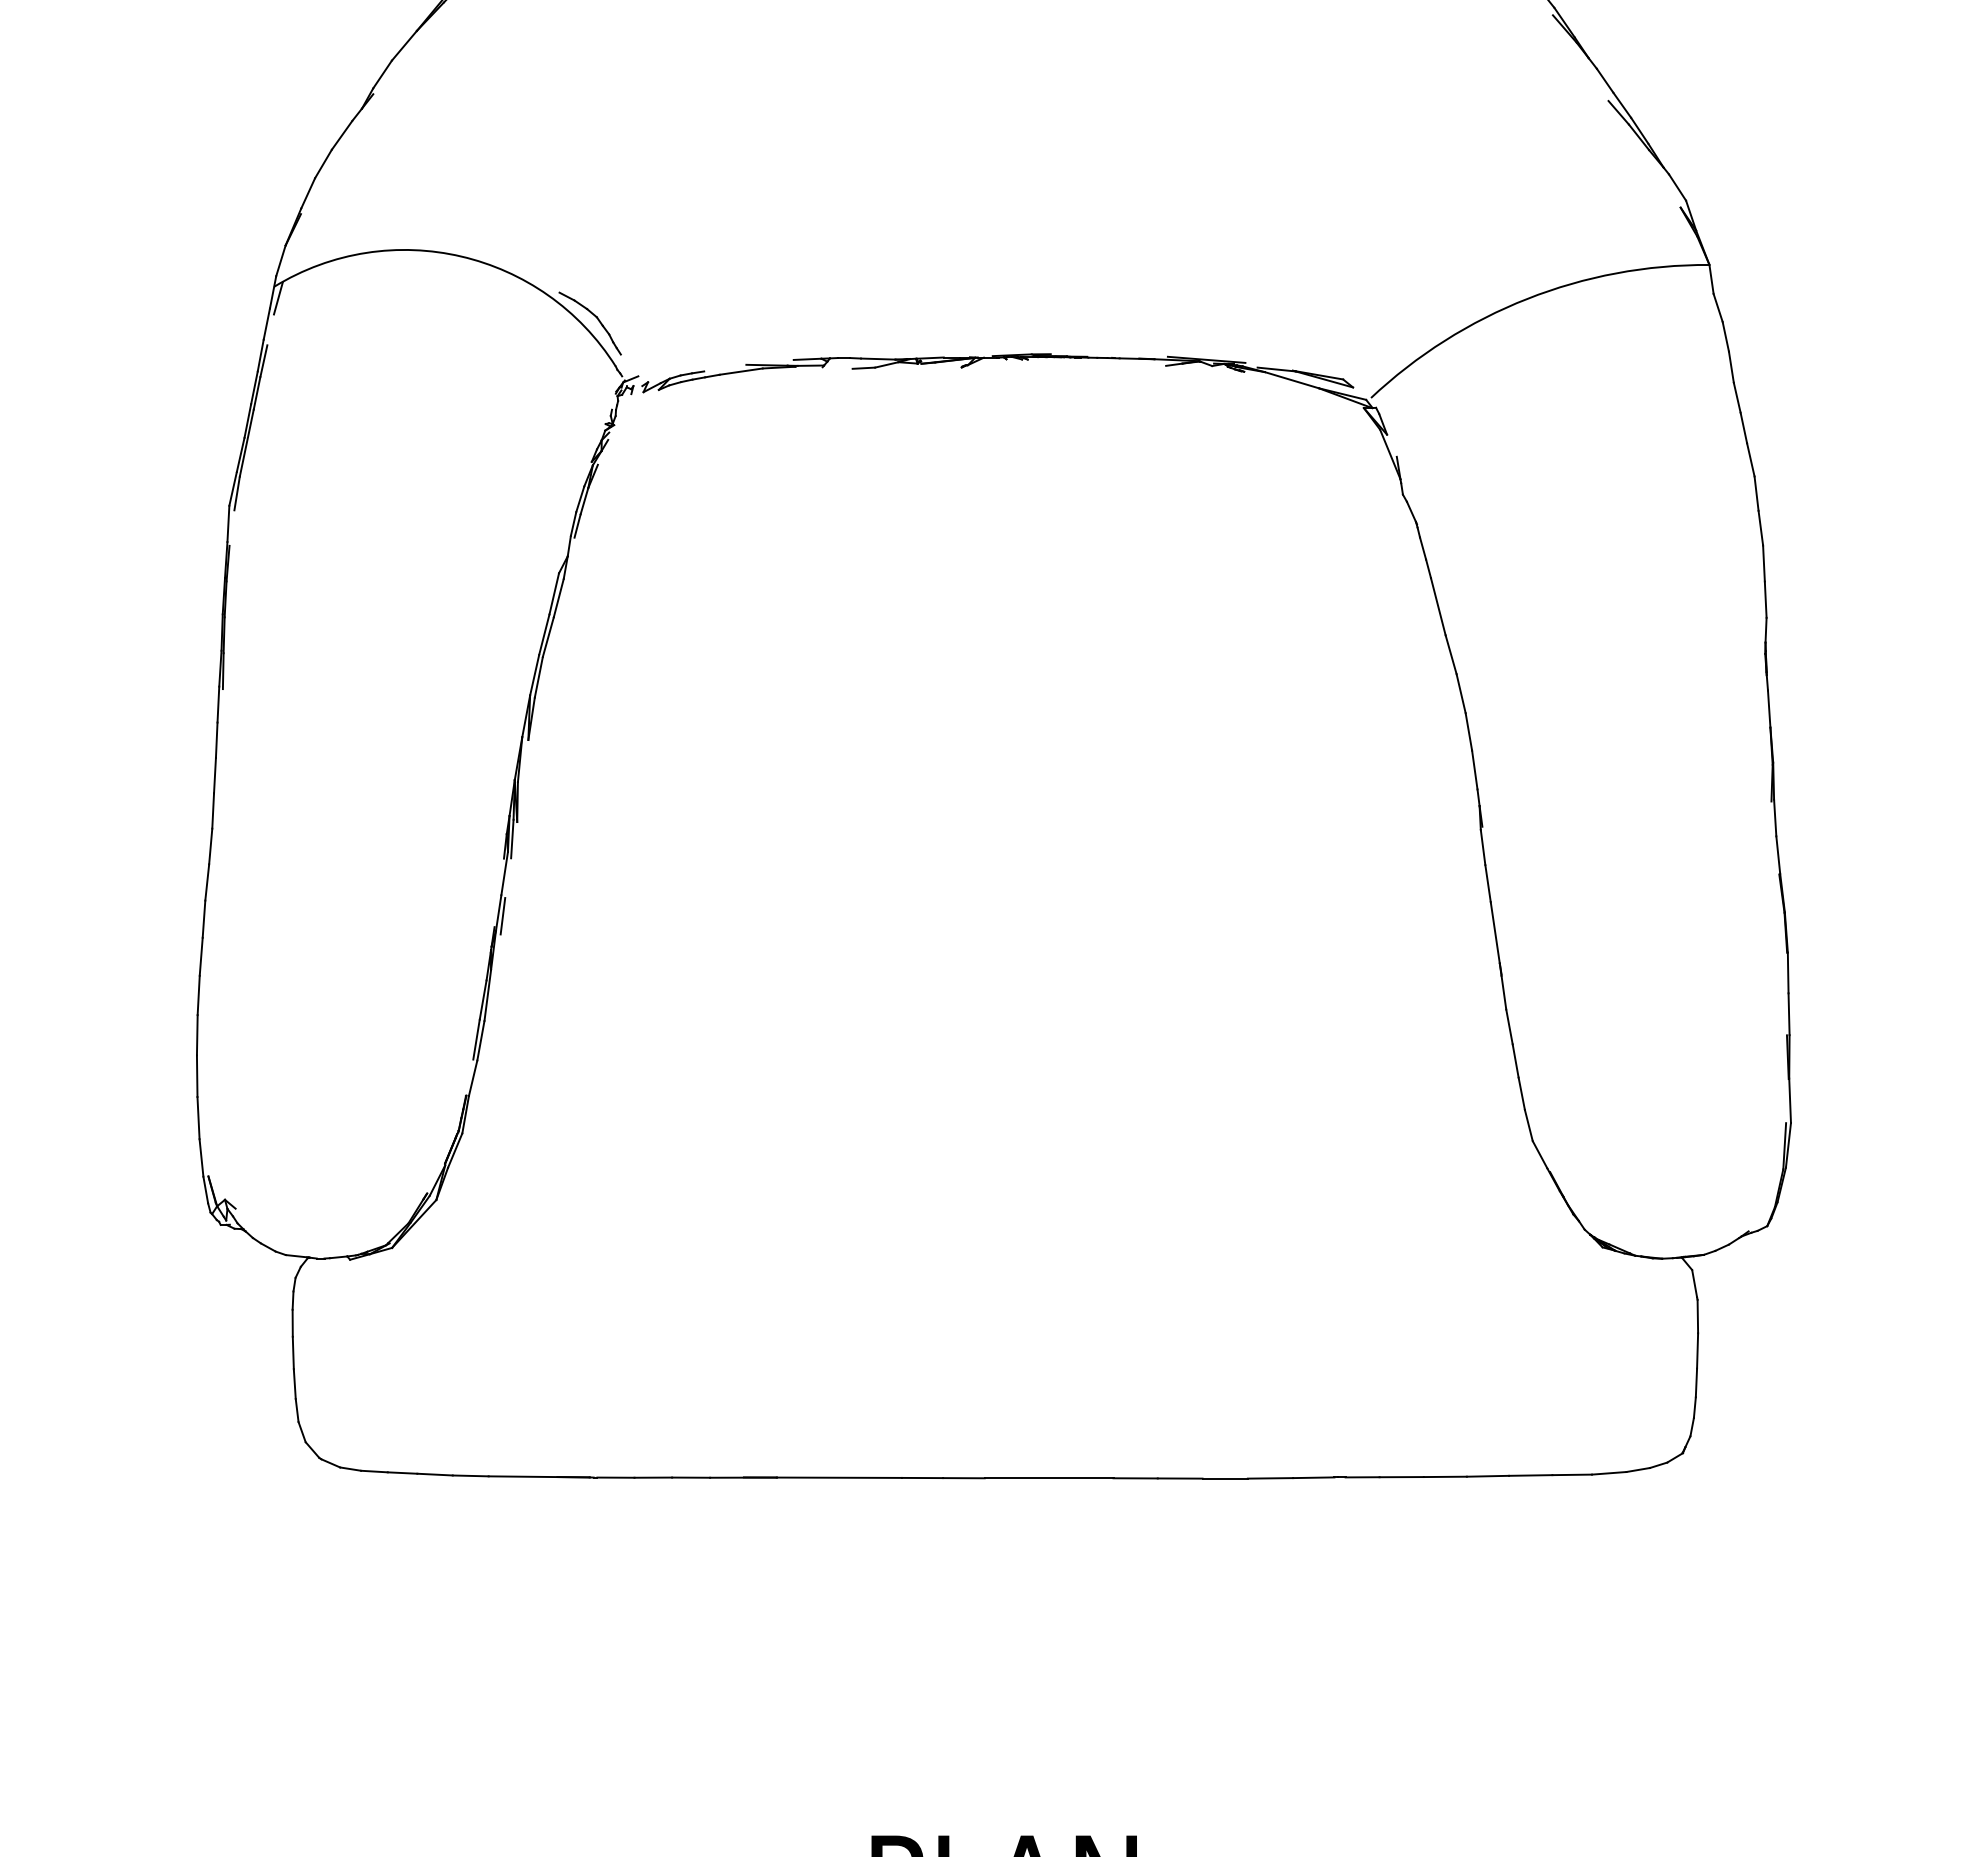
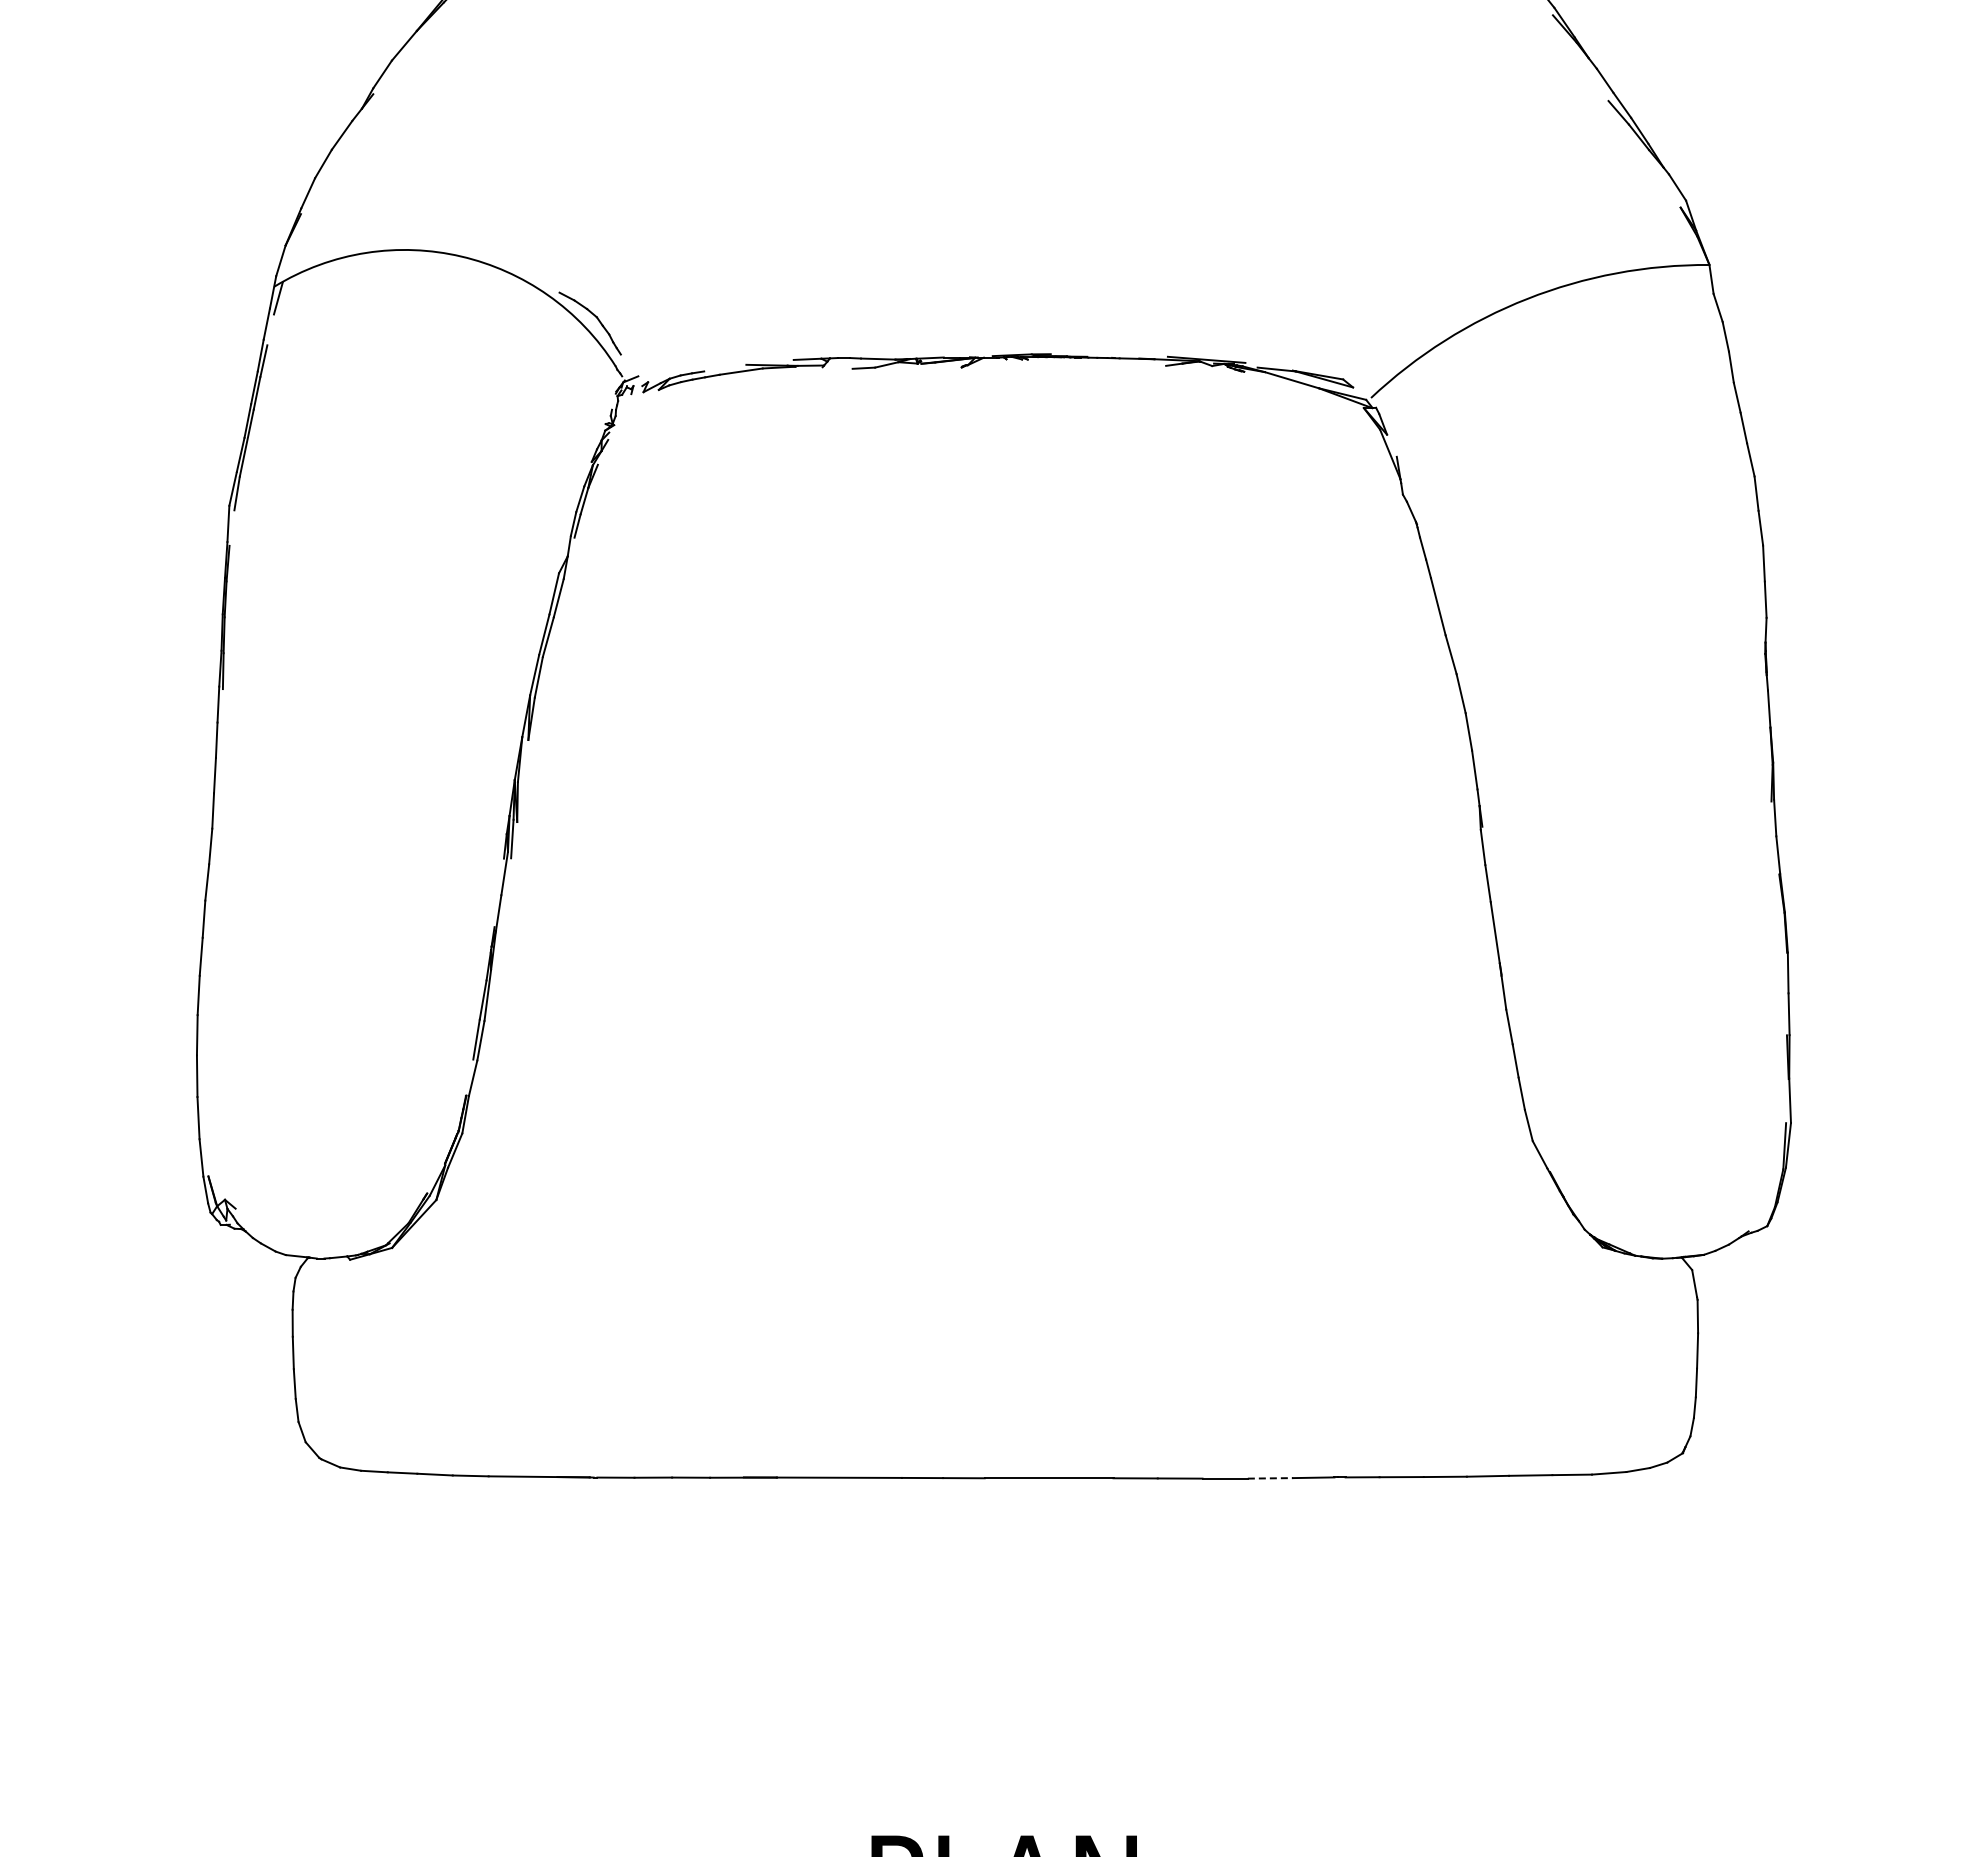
line: present -> none (502, 916)
line: solid -> dashed (1270, 1478)
